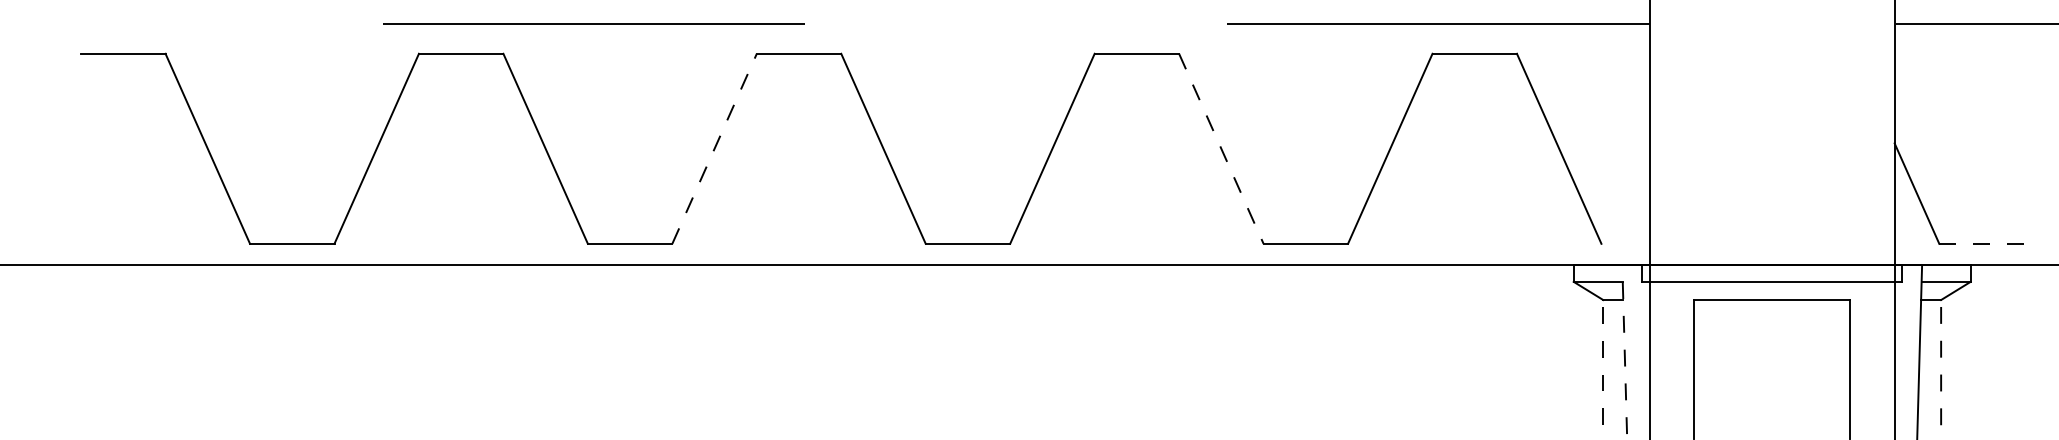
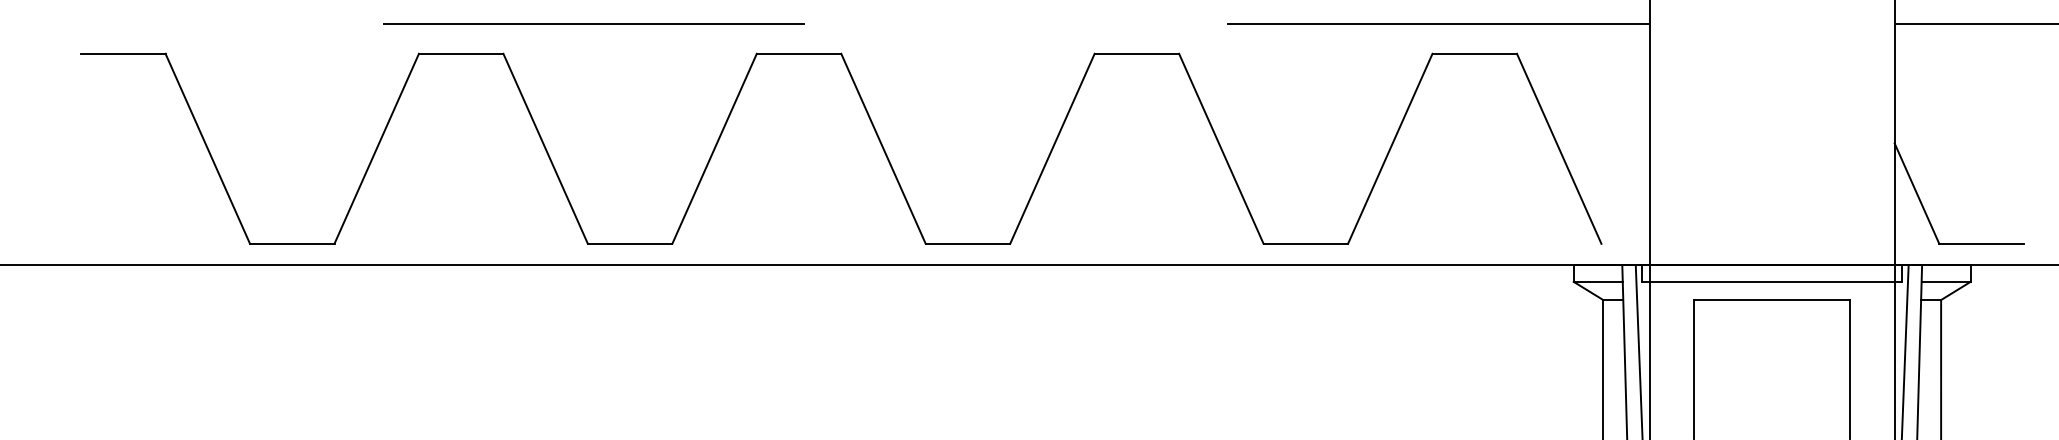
line: dashed -> solid (714, 148)
line: dashed -> solid (1221, 148)
line: dashed -> solid (1982, 243)
line: none -> present (1638, 350)
line: none -> present (1904, 350)
line: dashed -> solid (1624, 351)
line: dashed -> solid (1603, 369)
line: dashed -> solid (1941, 369)
